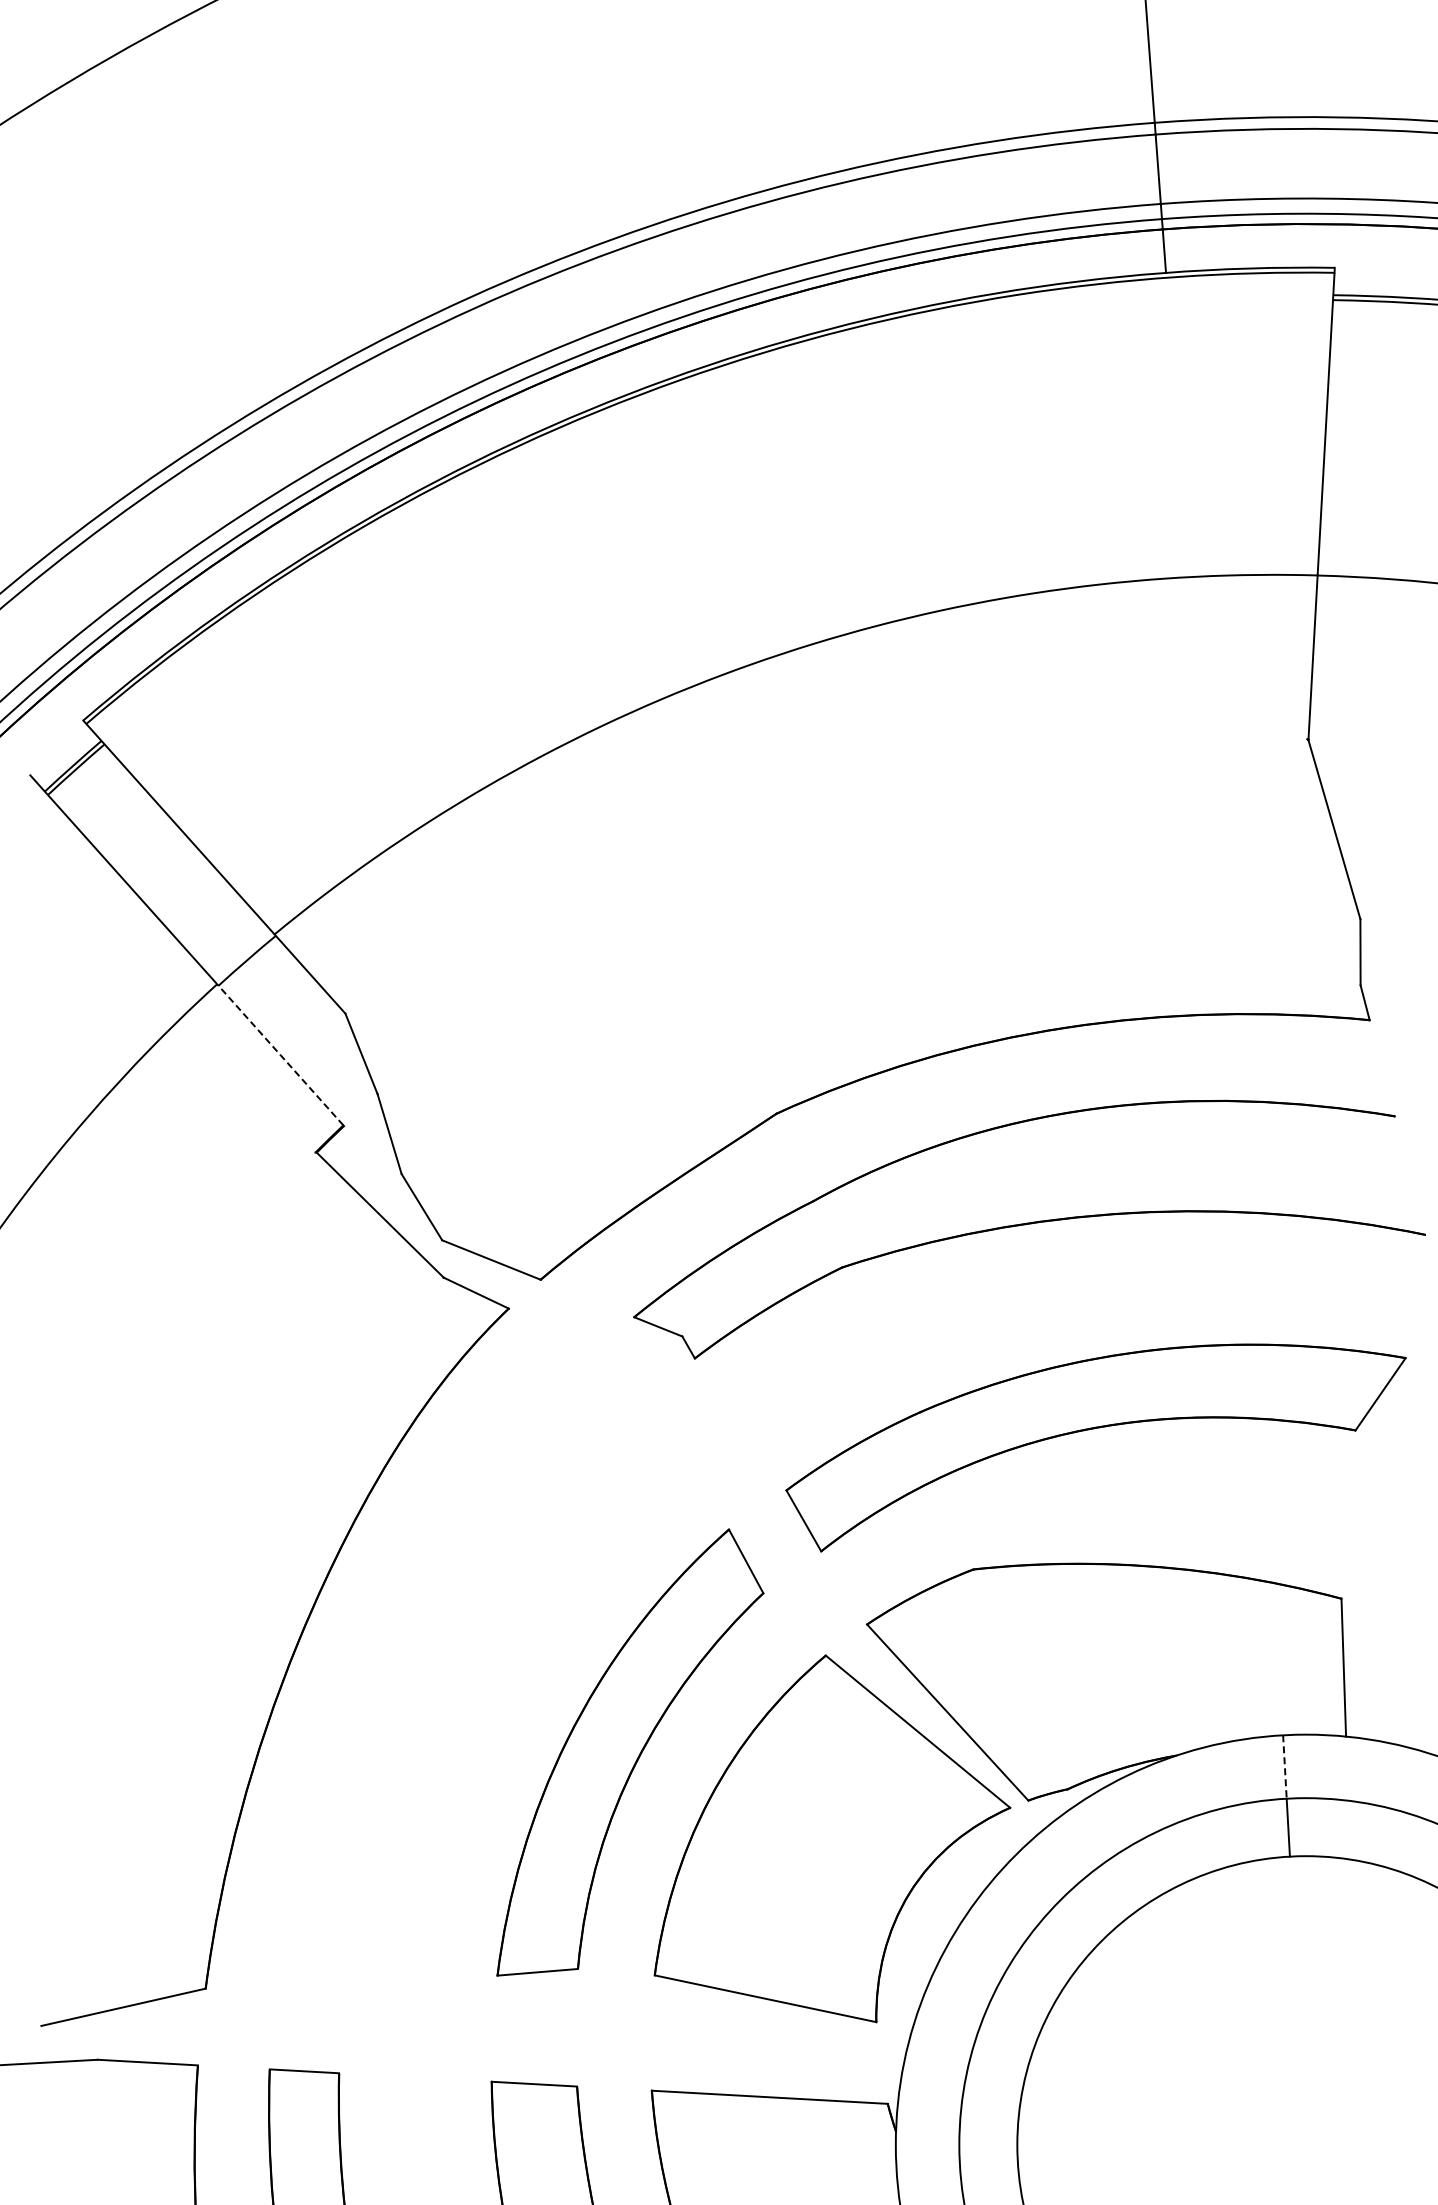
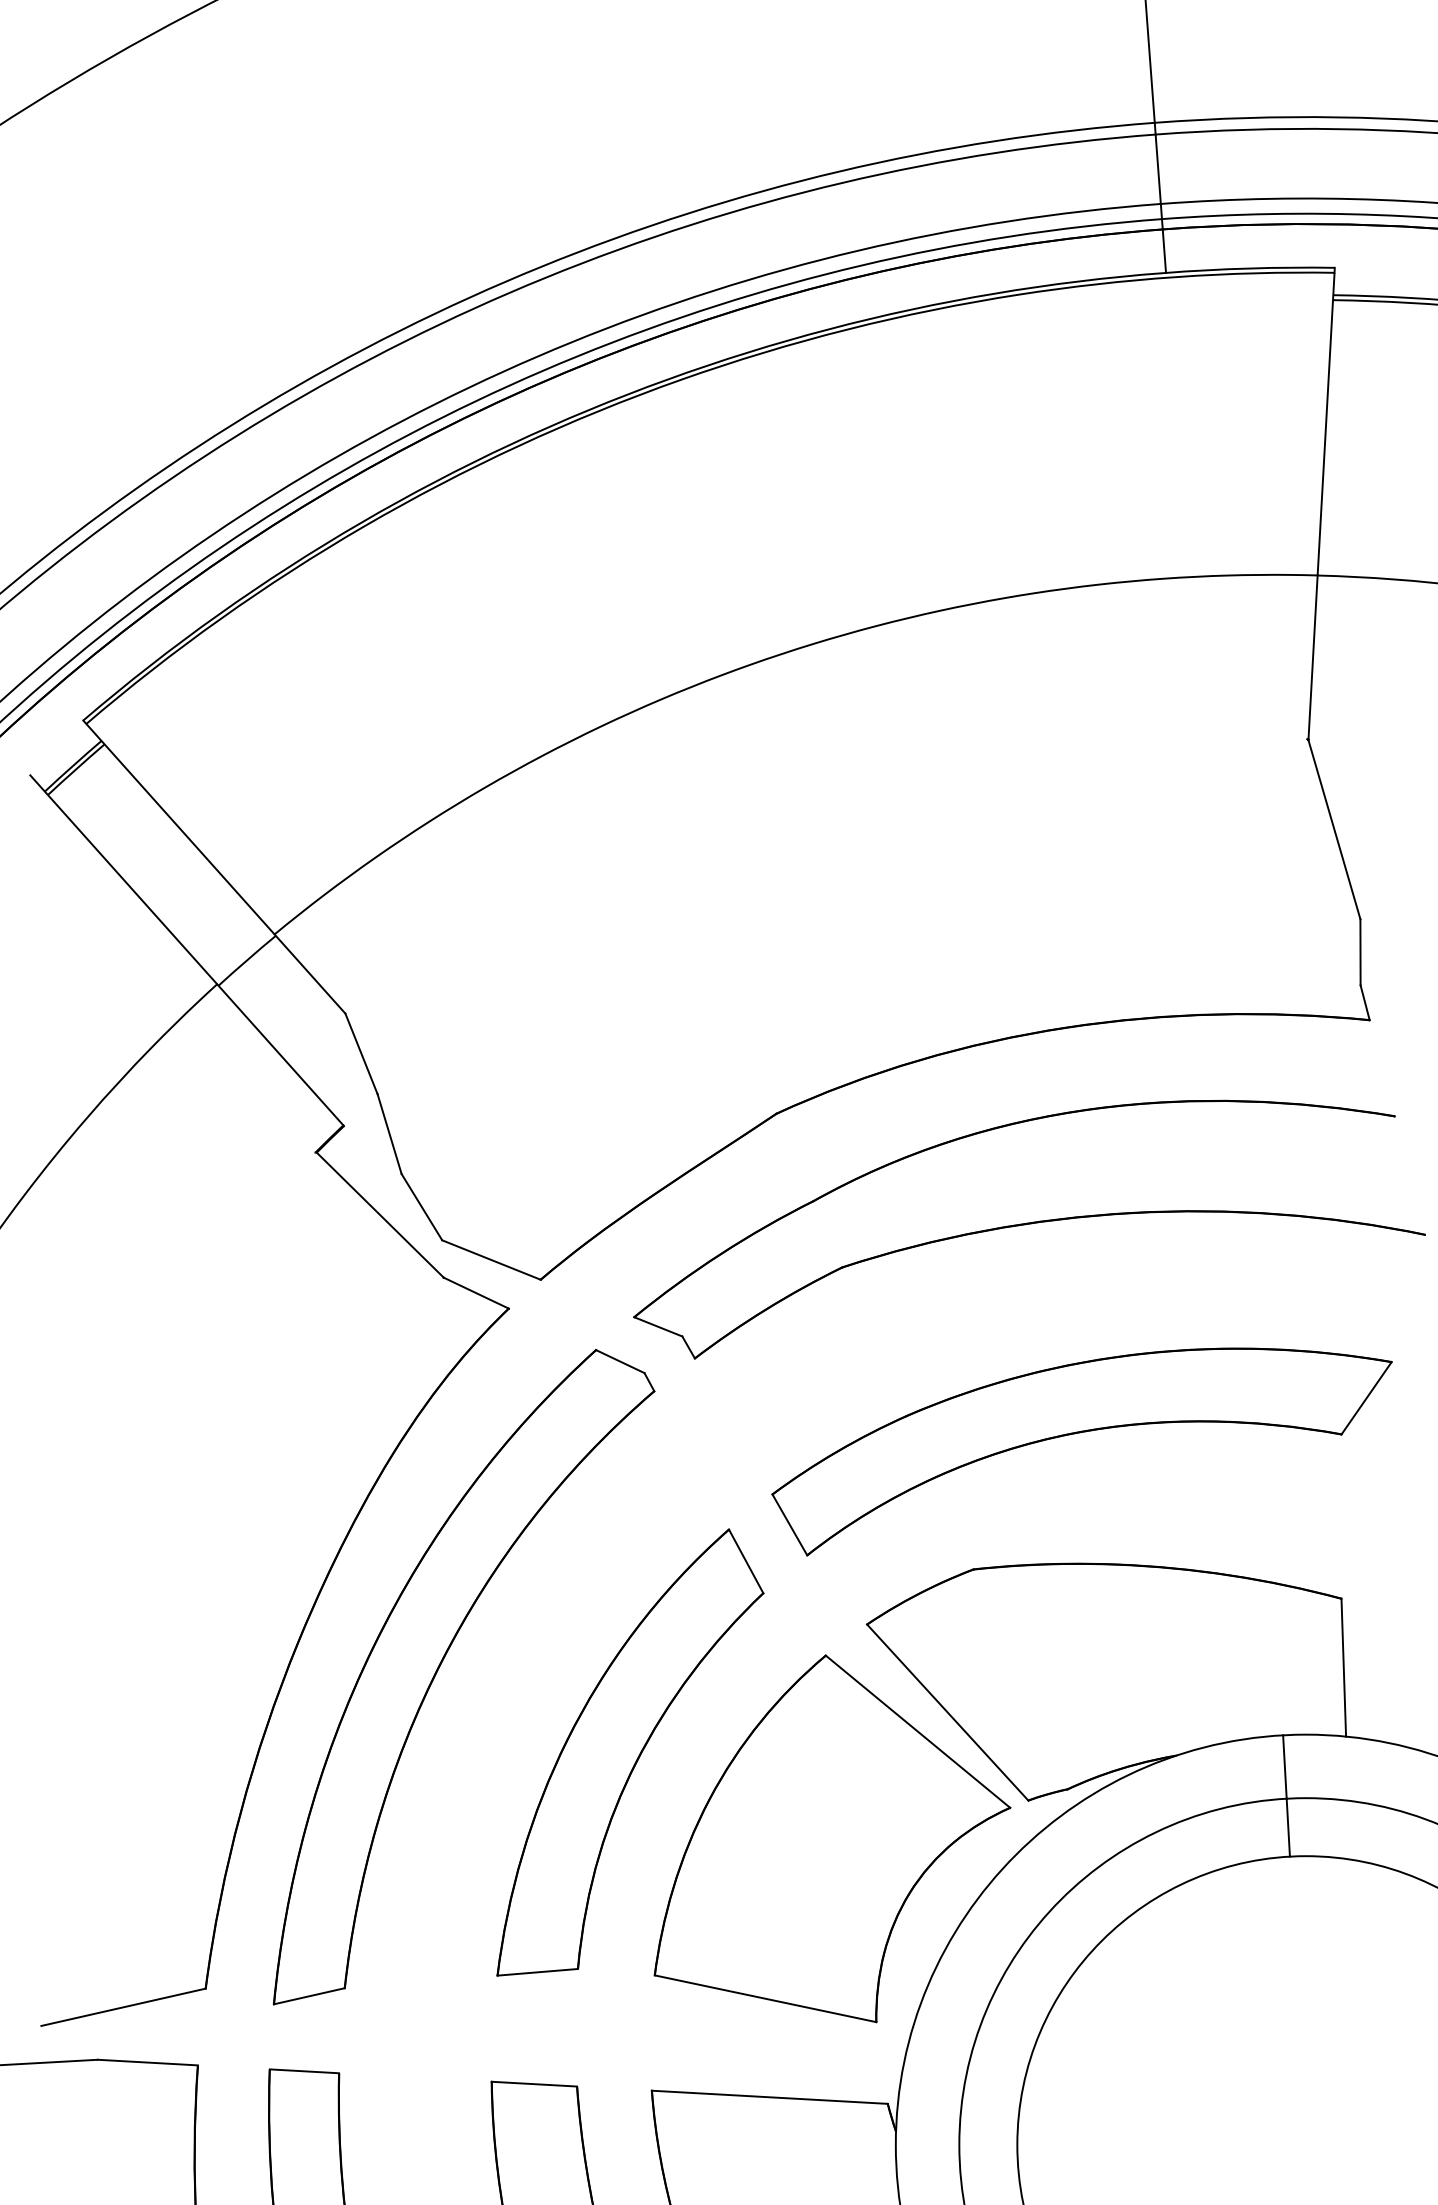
line: dashed -> solid (280, 1054)
part position: (1094, 1429) -> (1080, 1433) (1080, 1433)
part: none -> present (440, 1666)
line: dashed -> solid (1284, 1767)
